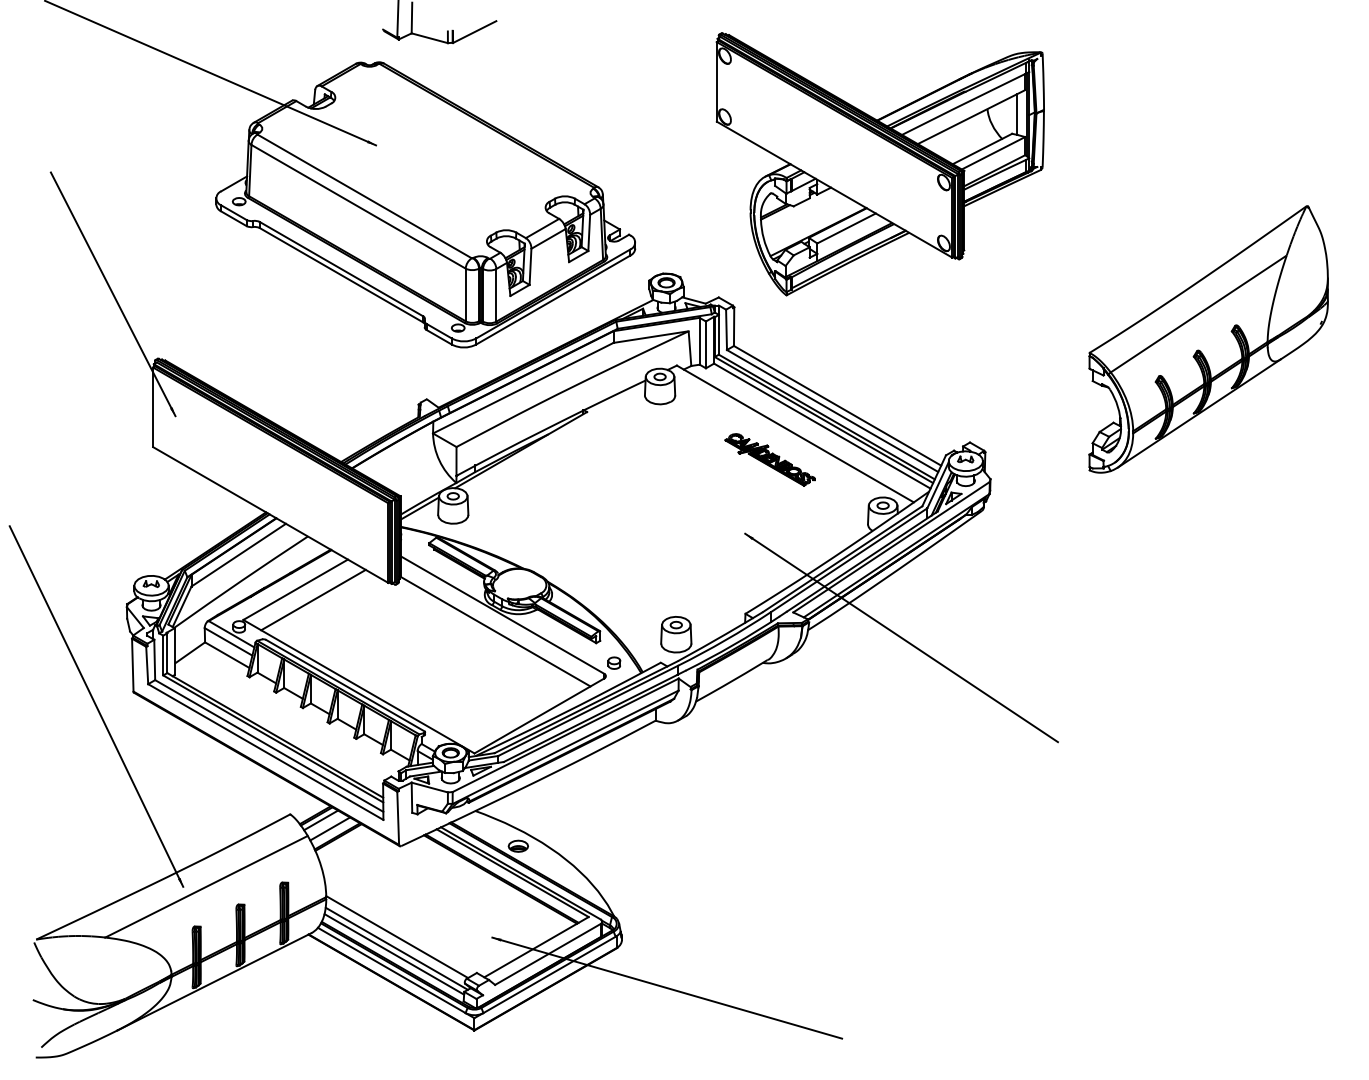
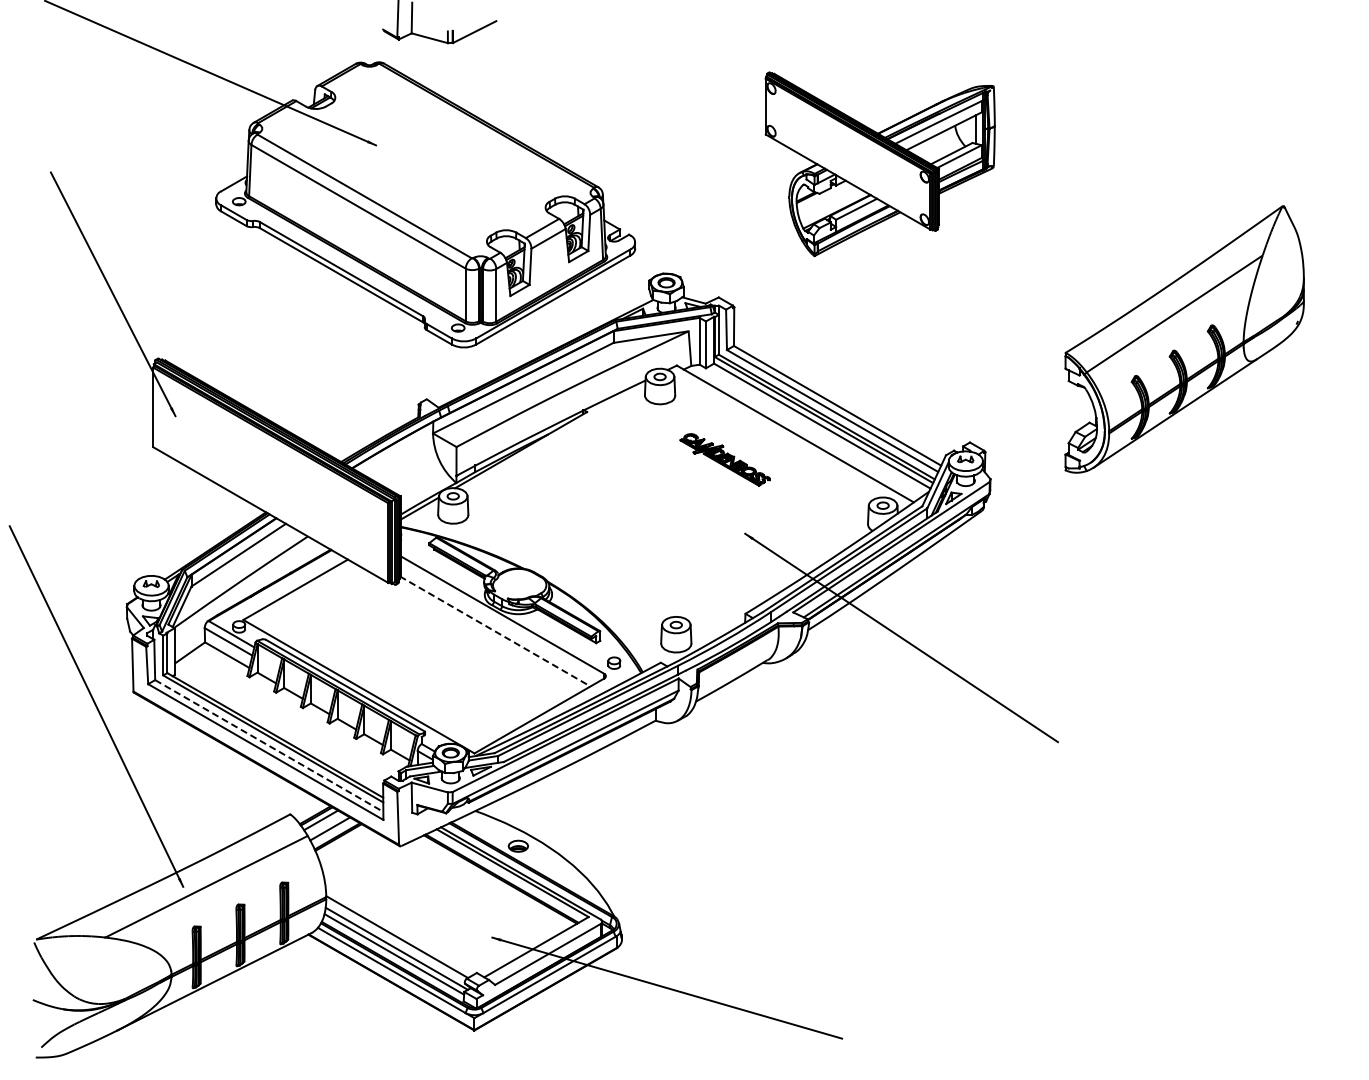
part size: 330x265 px -> 232x187 px (879, 164)
part position: (1208, 339) -> (1184, 339) (1184, 339)
part position: (769, 459) -> (724, 459) (724, 459)
line: present -> none (313, 599)
line: solid -> dashed (495, 631)
line: solid -> dashed (269, 745)
